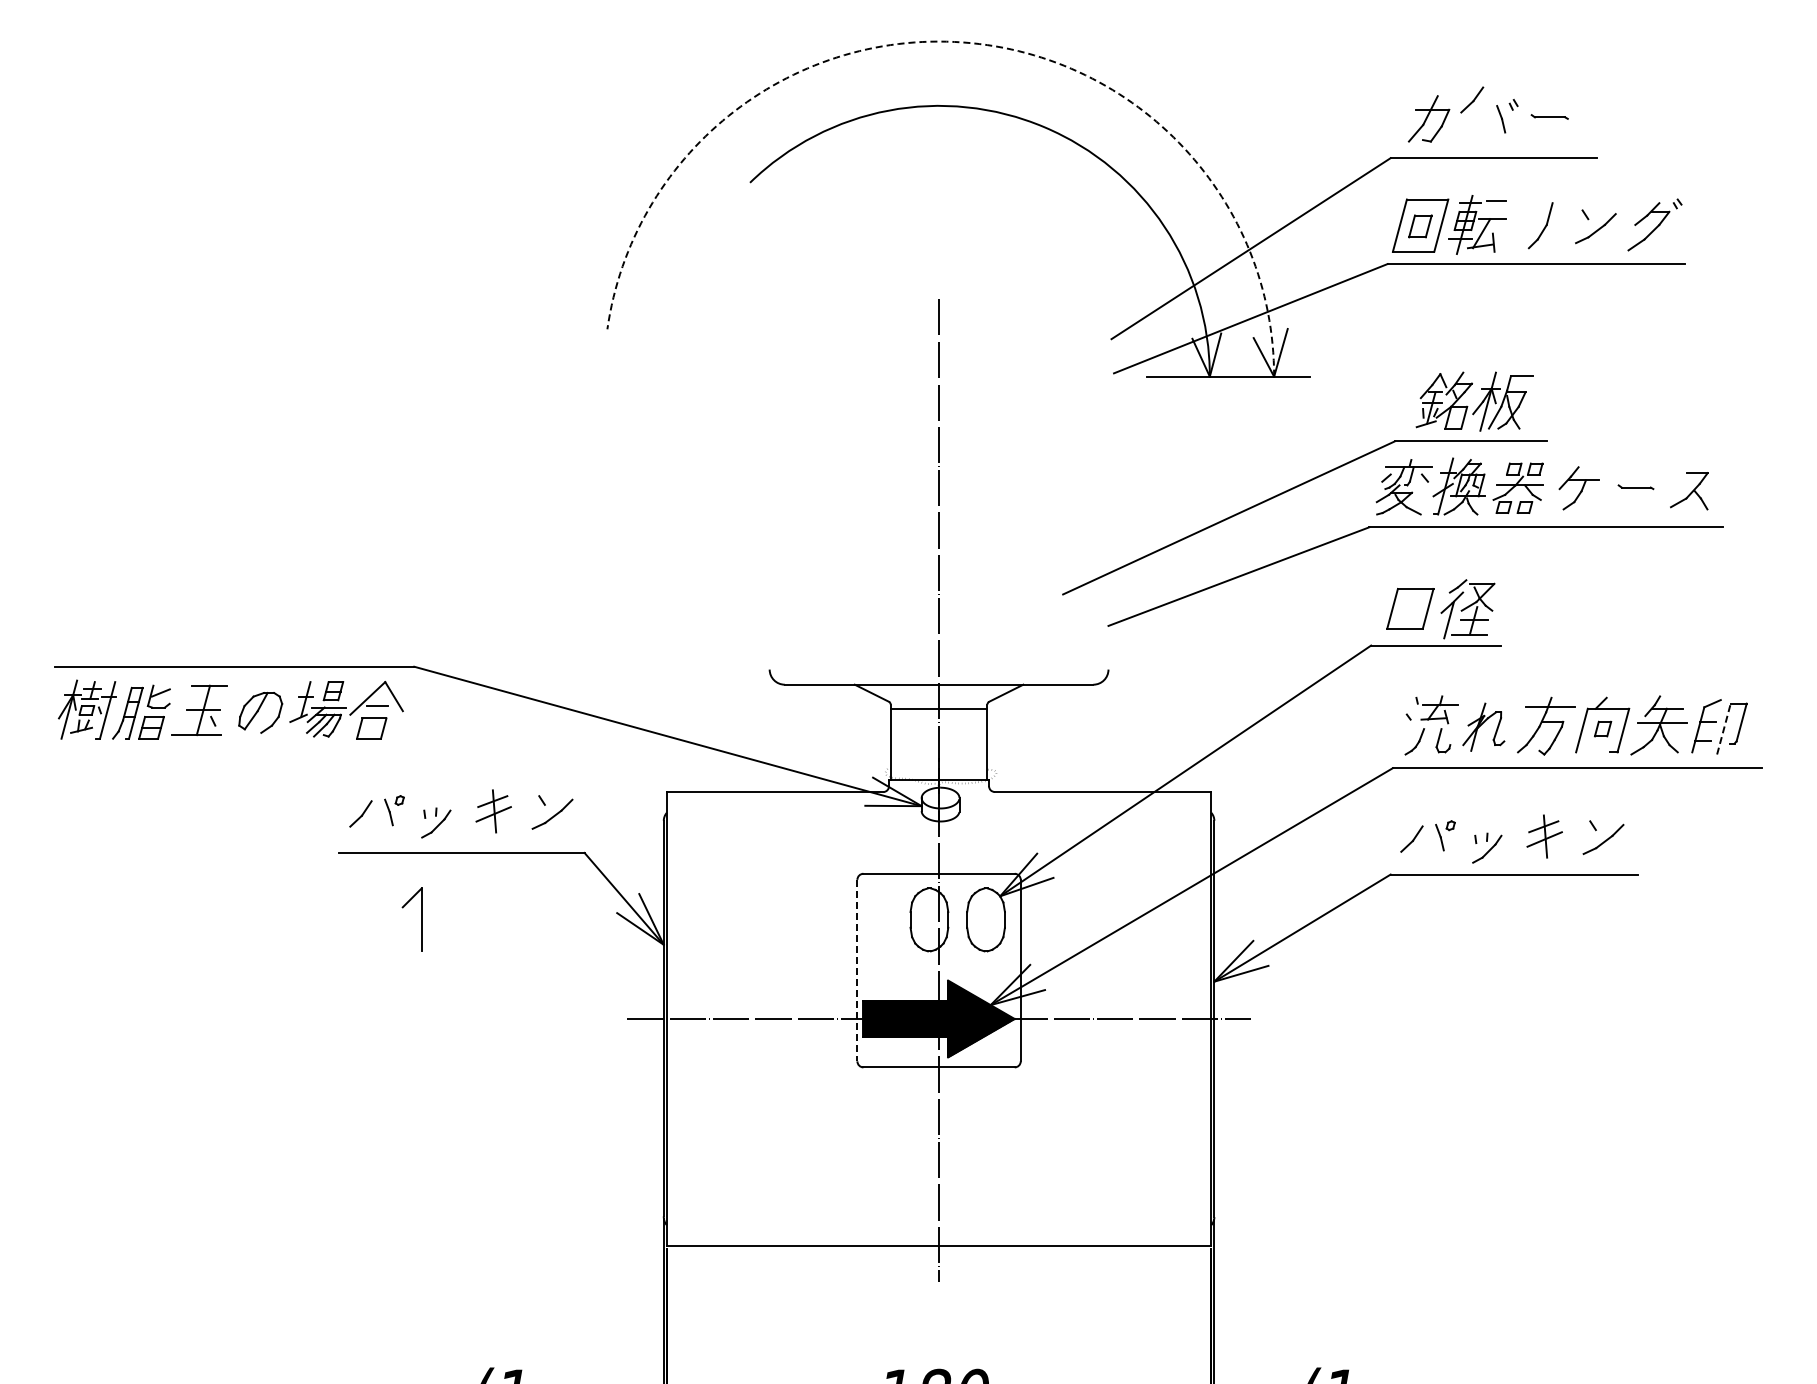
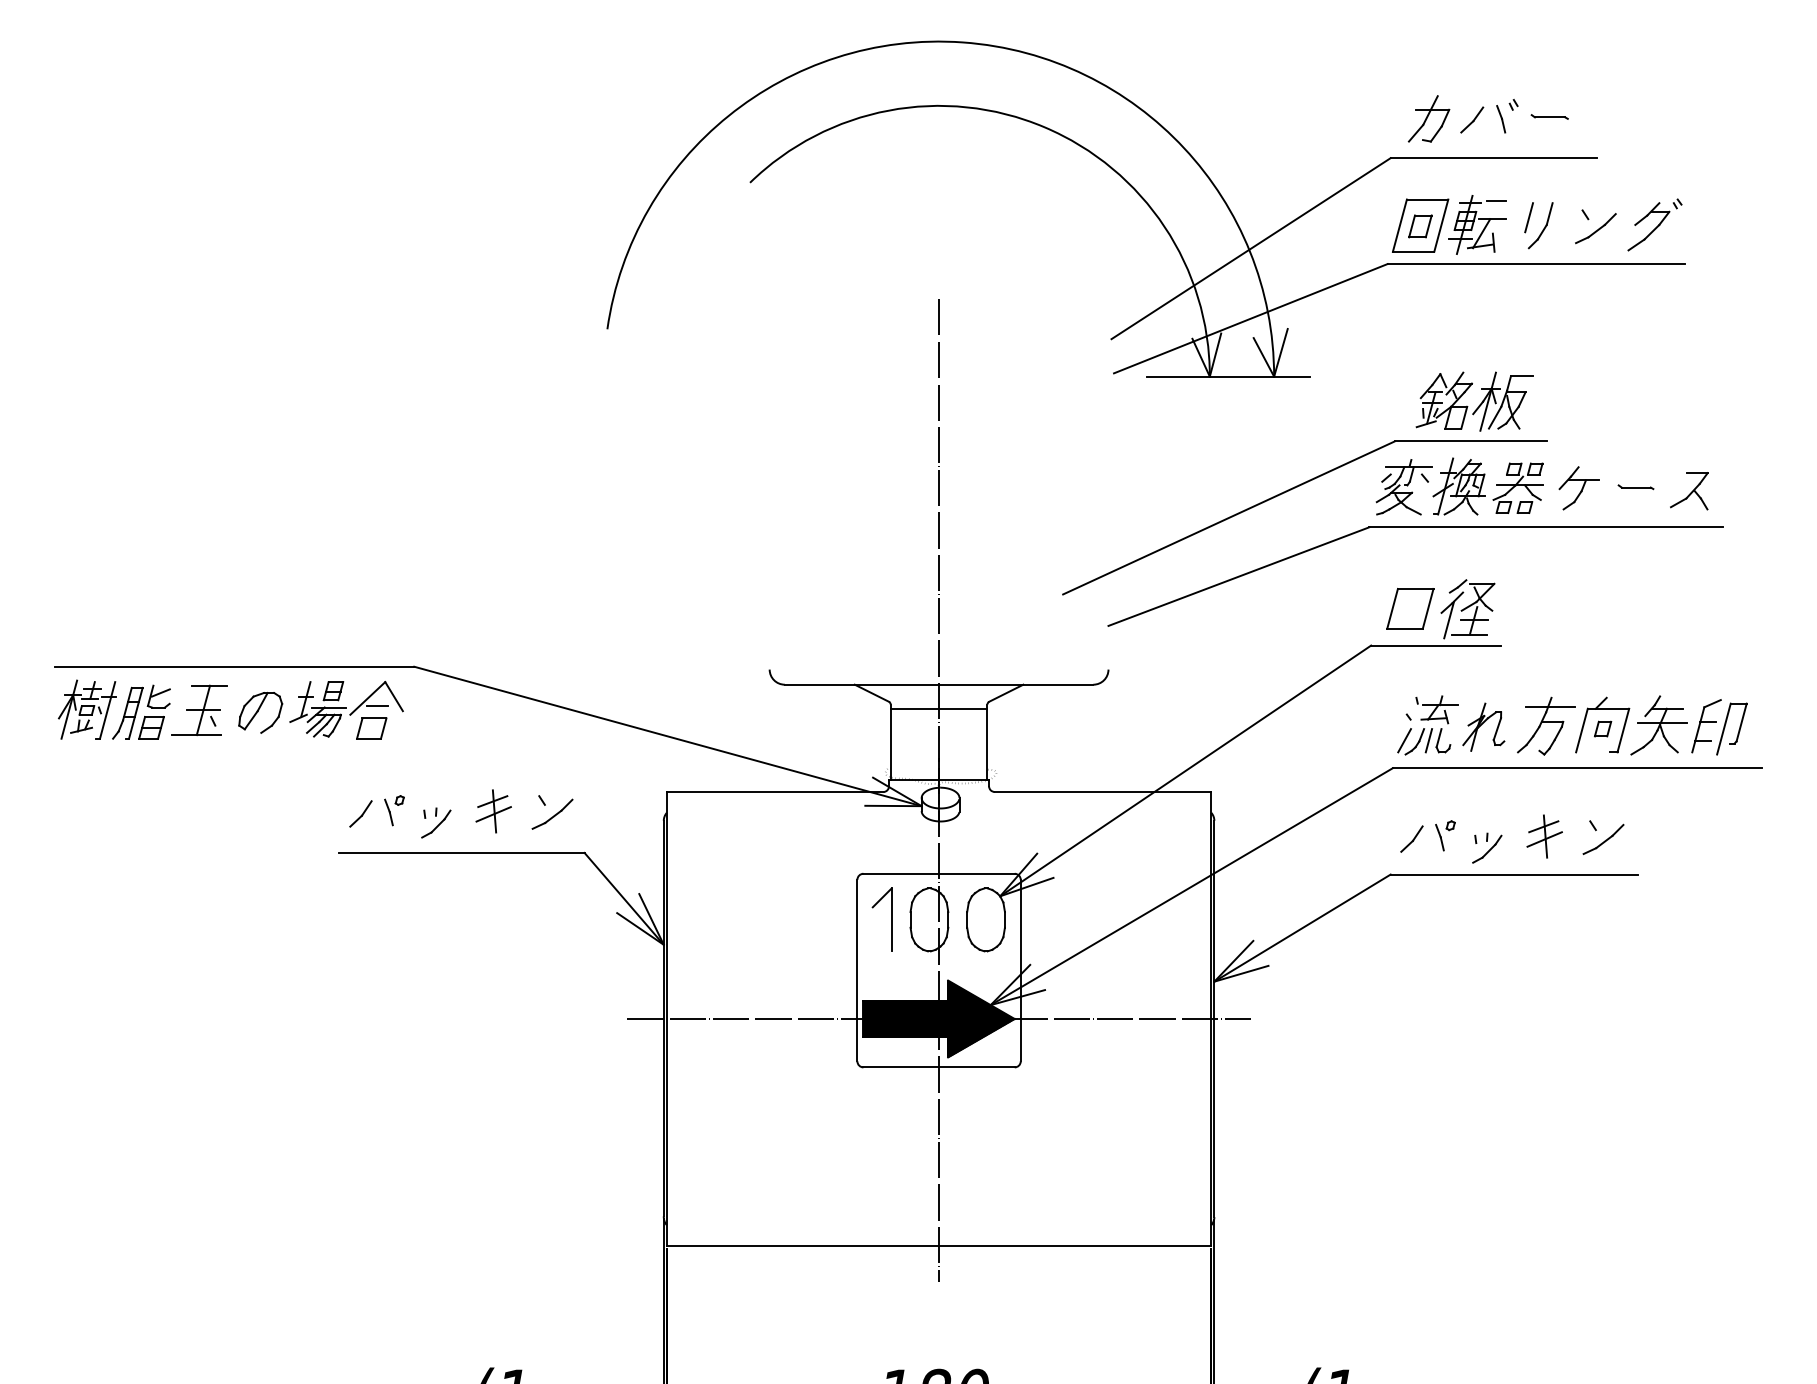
arc: dashed -> solid (962, 42)
part position: (1472, 99) -> (1472, 119) (1472, 119)
line: none -> present (1529, 217)
line: dashed -> solid (1724, 728)
line: none -> present (1404, 740)
line: none -> present (1428, 740)
part position: (421, 919) -> (891, 919) (891, 919)
line: dashed -> solid (857, 970)
